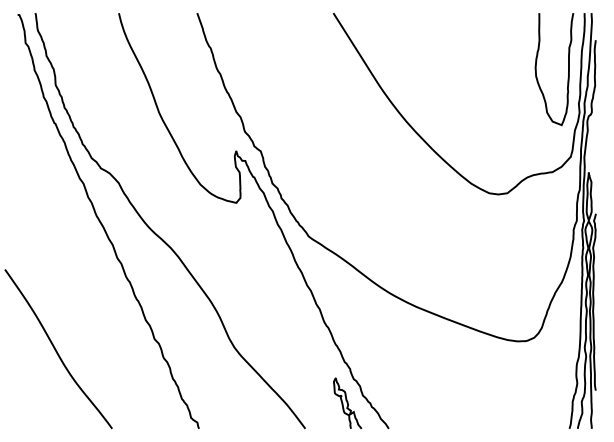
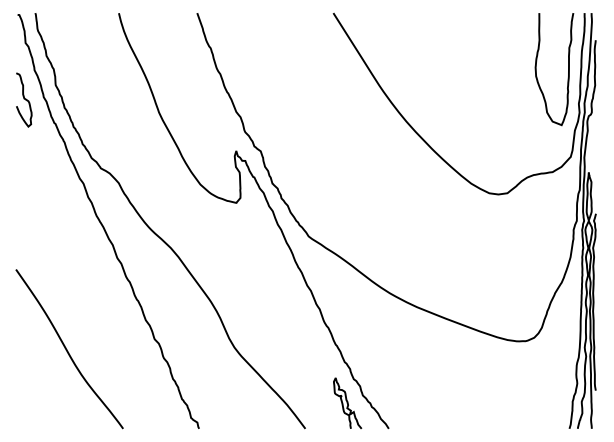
curve: none -> present (24, 99)
curve position: (56, 349) -> (67, 349) (67, 349)
